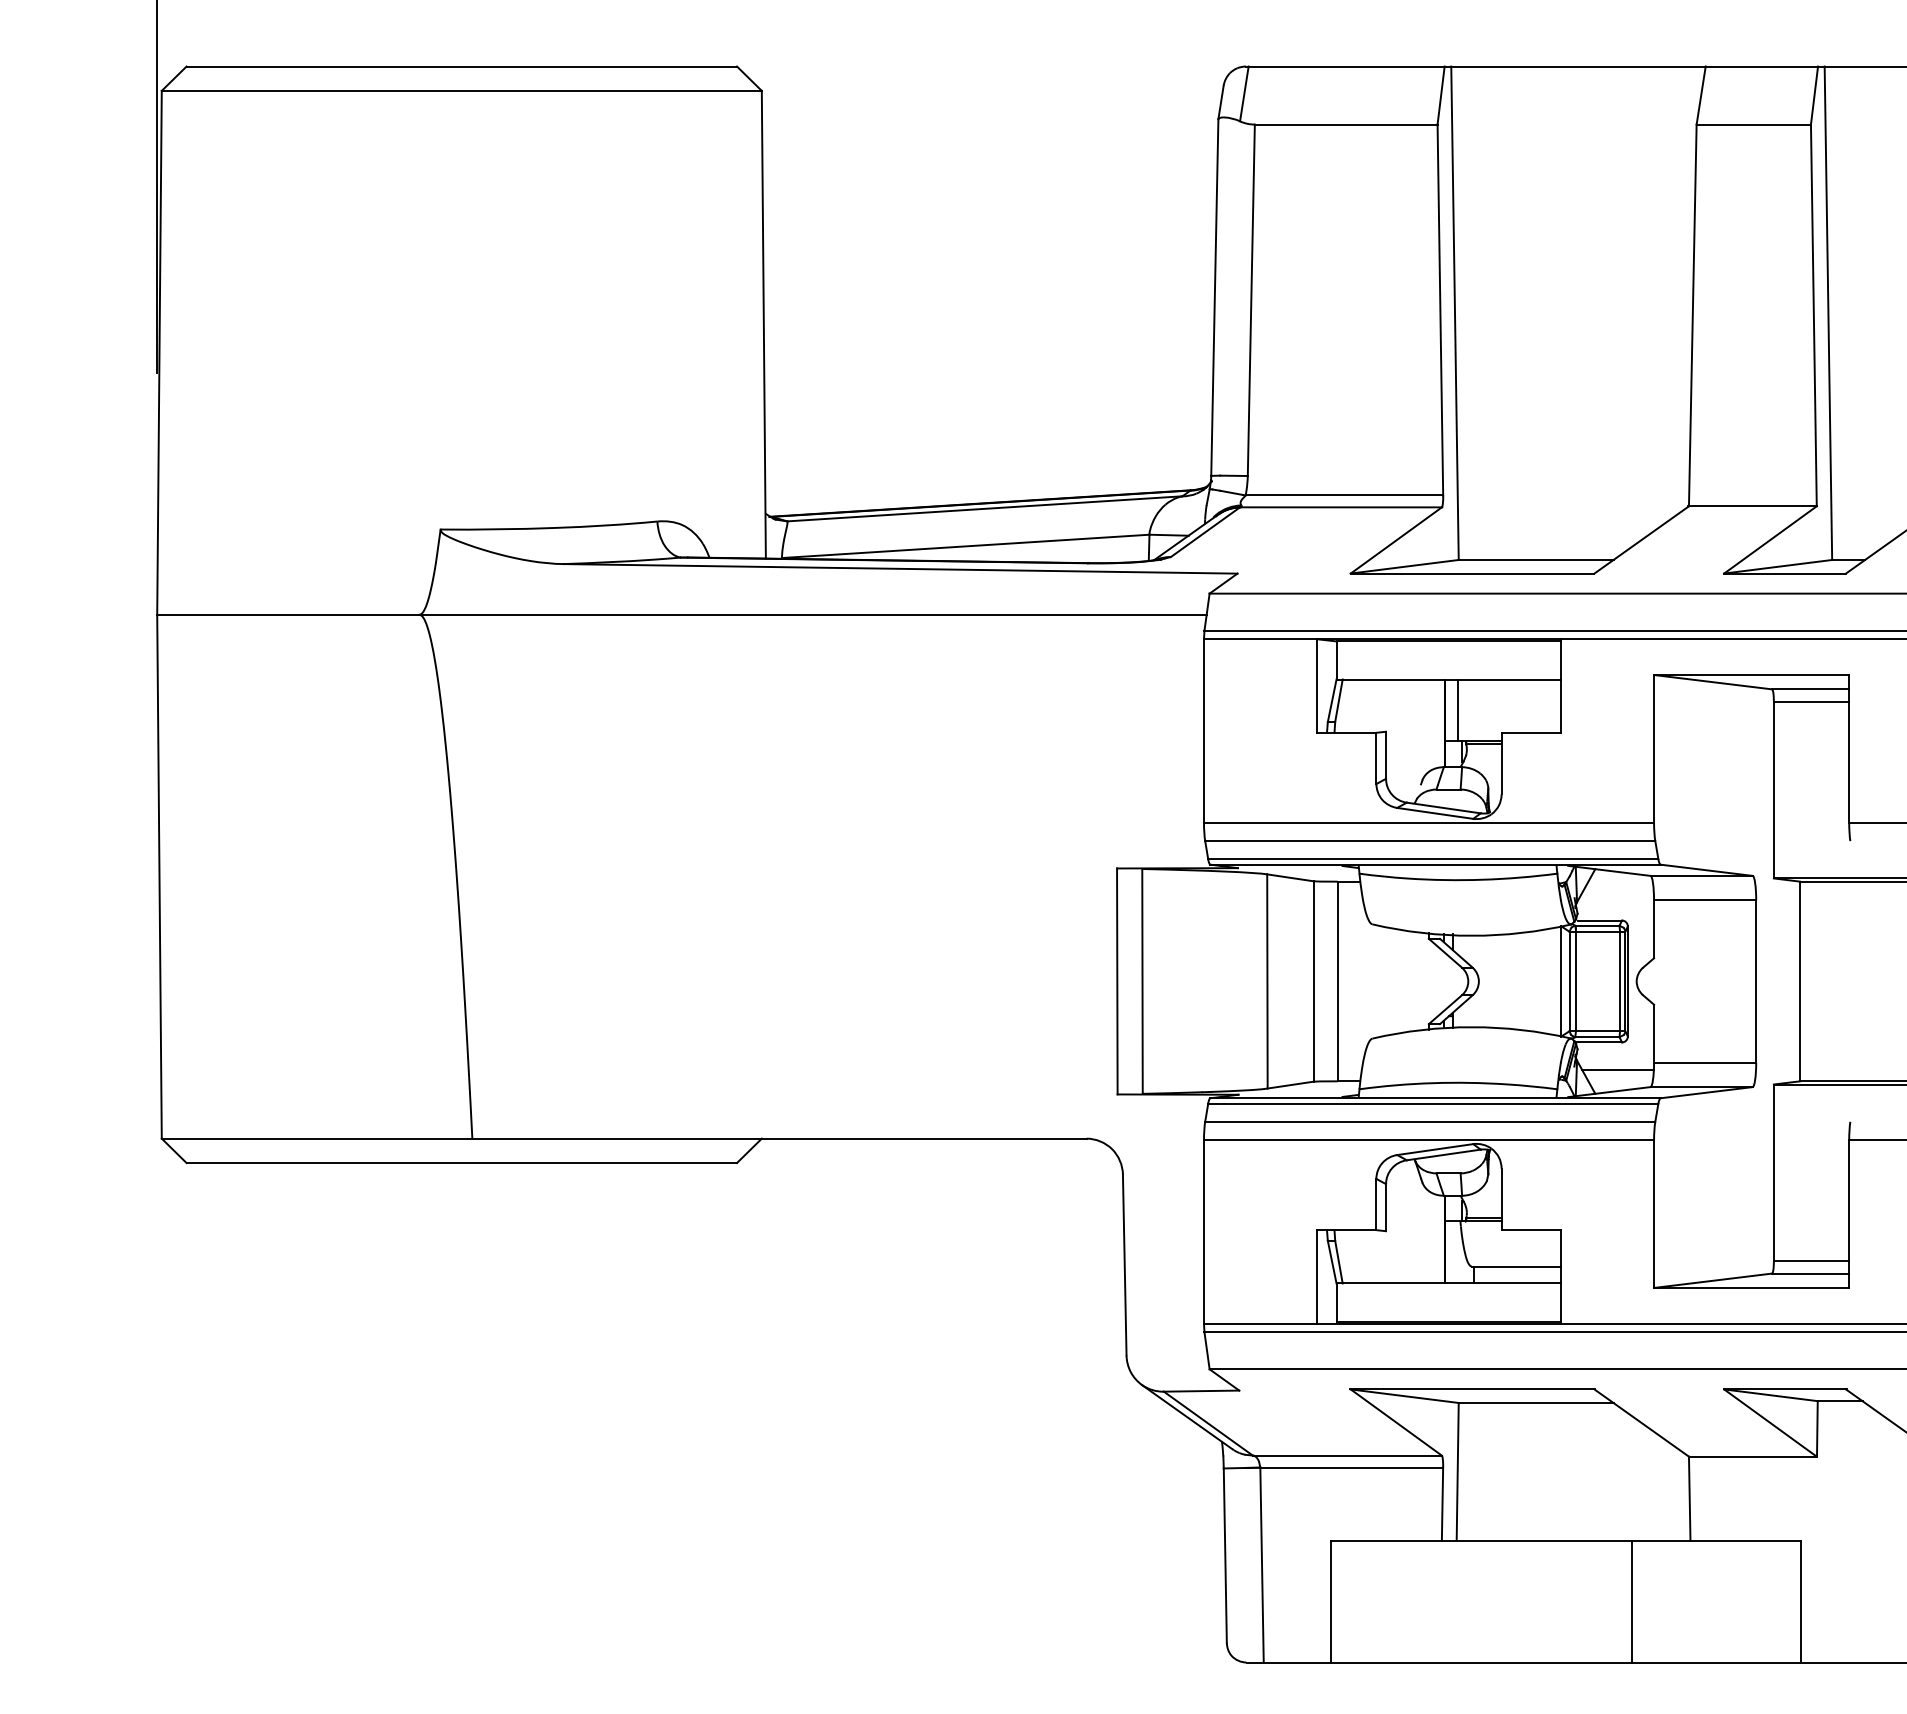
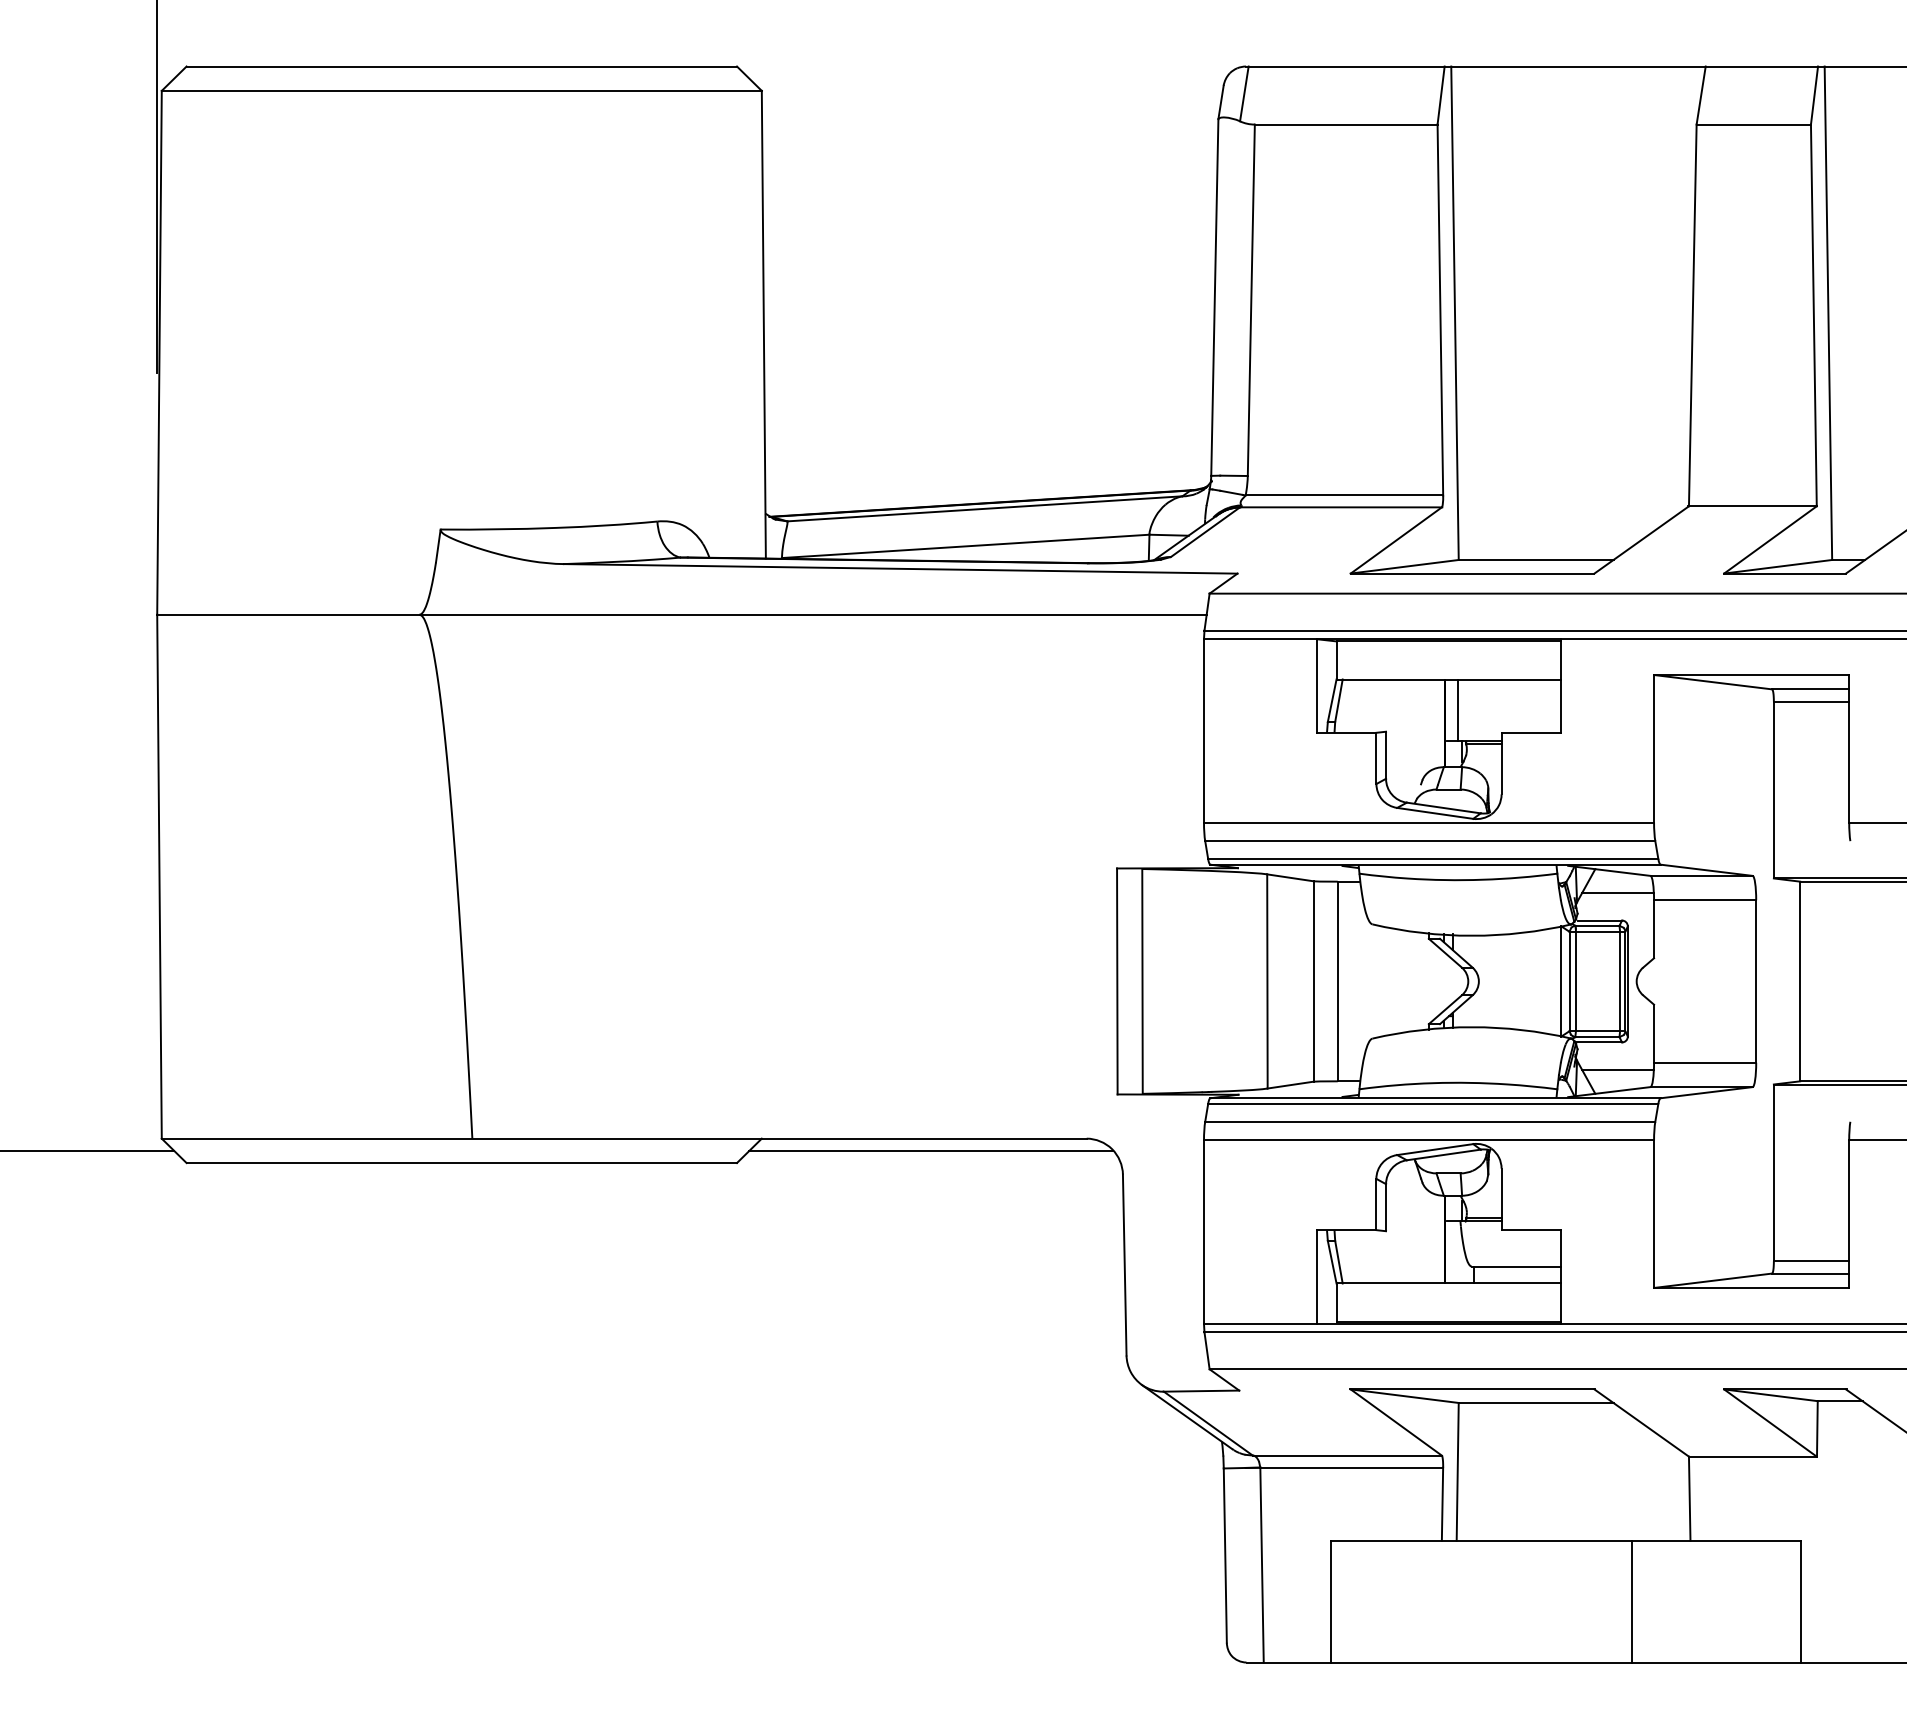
line: none -> present (1618, 892)
line: none -> present (88, 1150)
line: none -> present (931, 1150)
